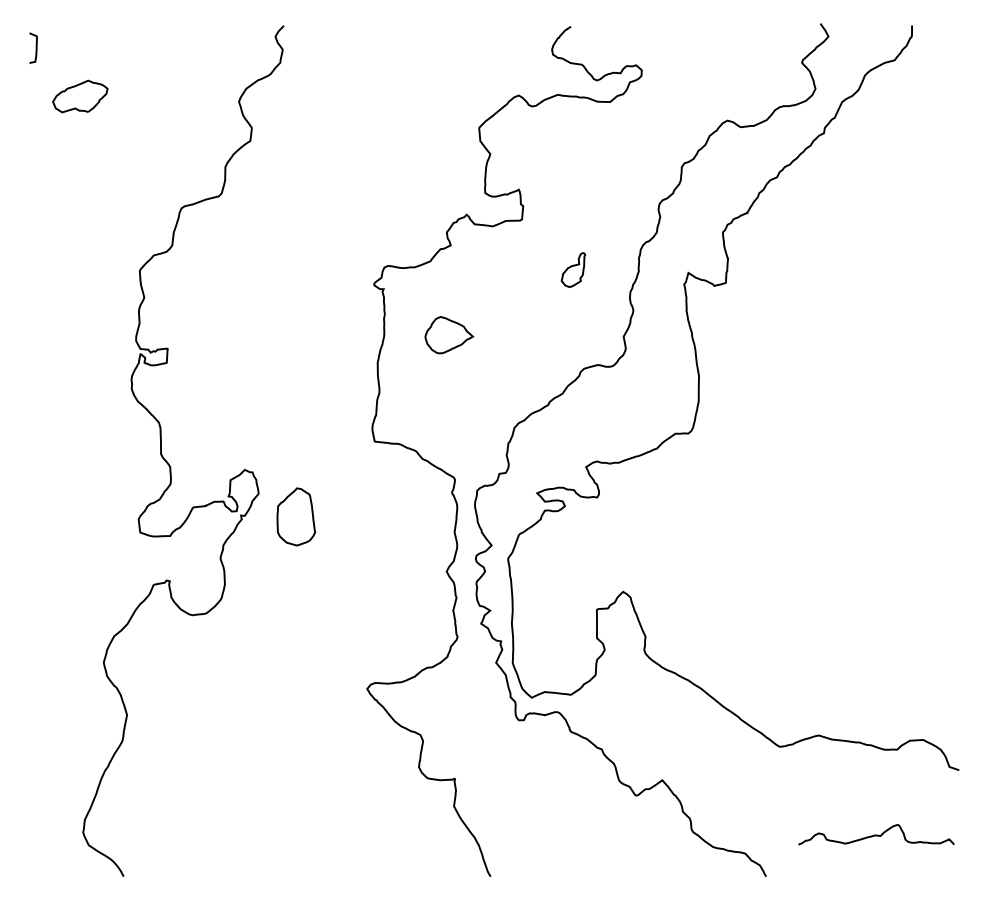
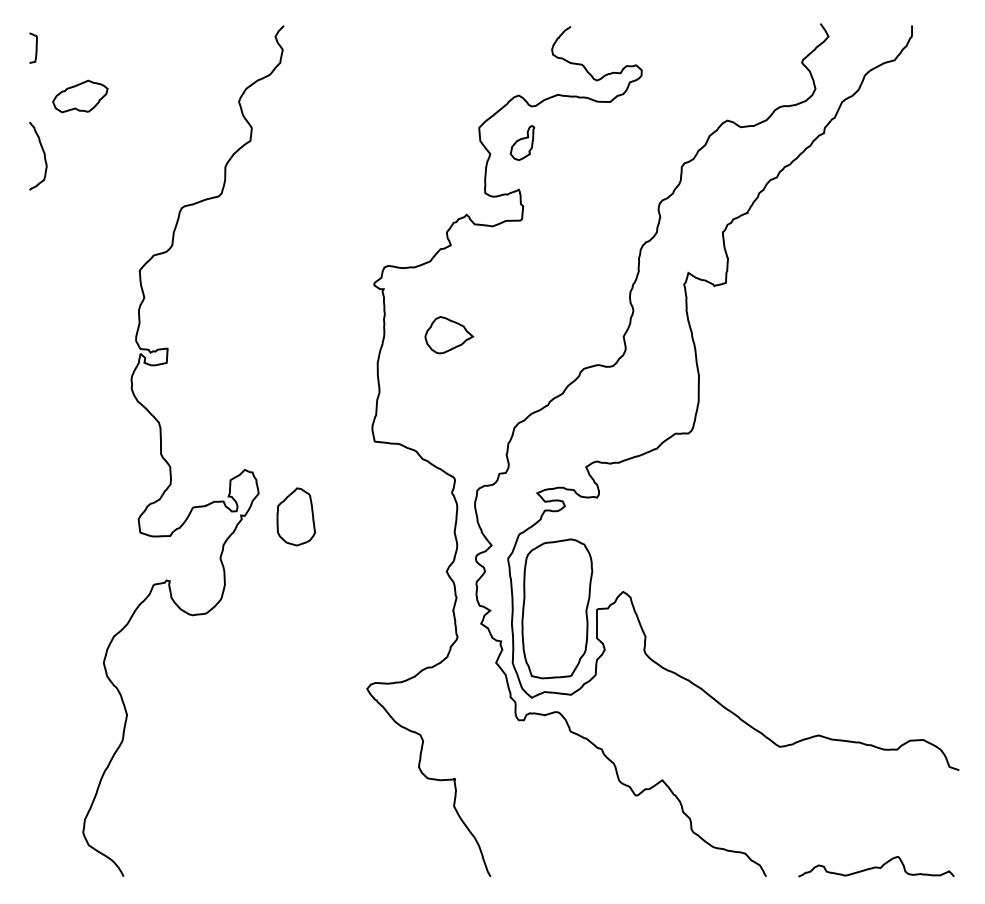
curve: none -> present (43, 155)
part position: (573, 269) -> (522, 142) (522, 142)
part: none -> present (557, 608)
curve position: (876, 834) -> (876, 866) (876, 866)
